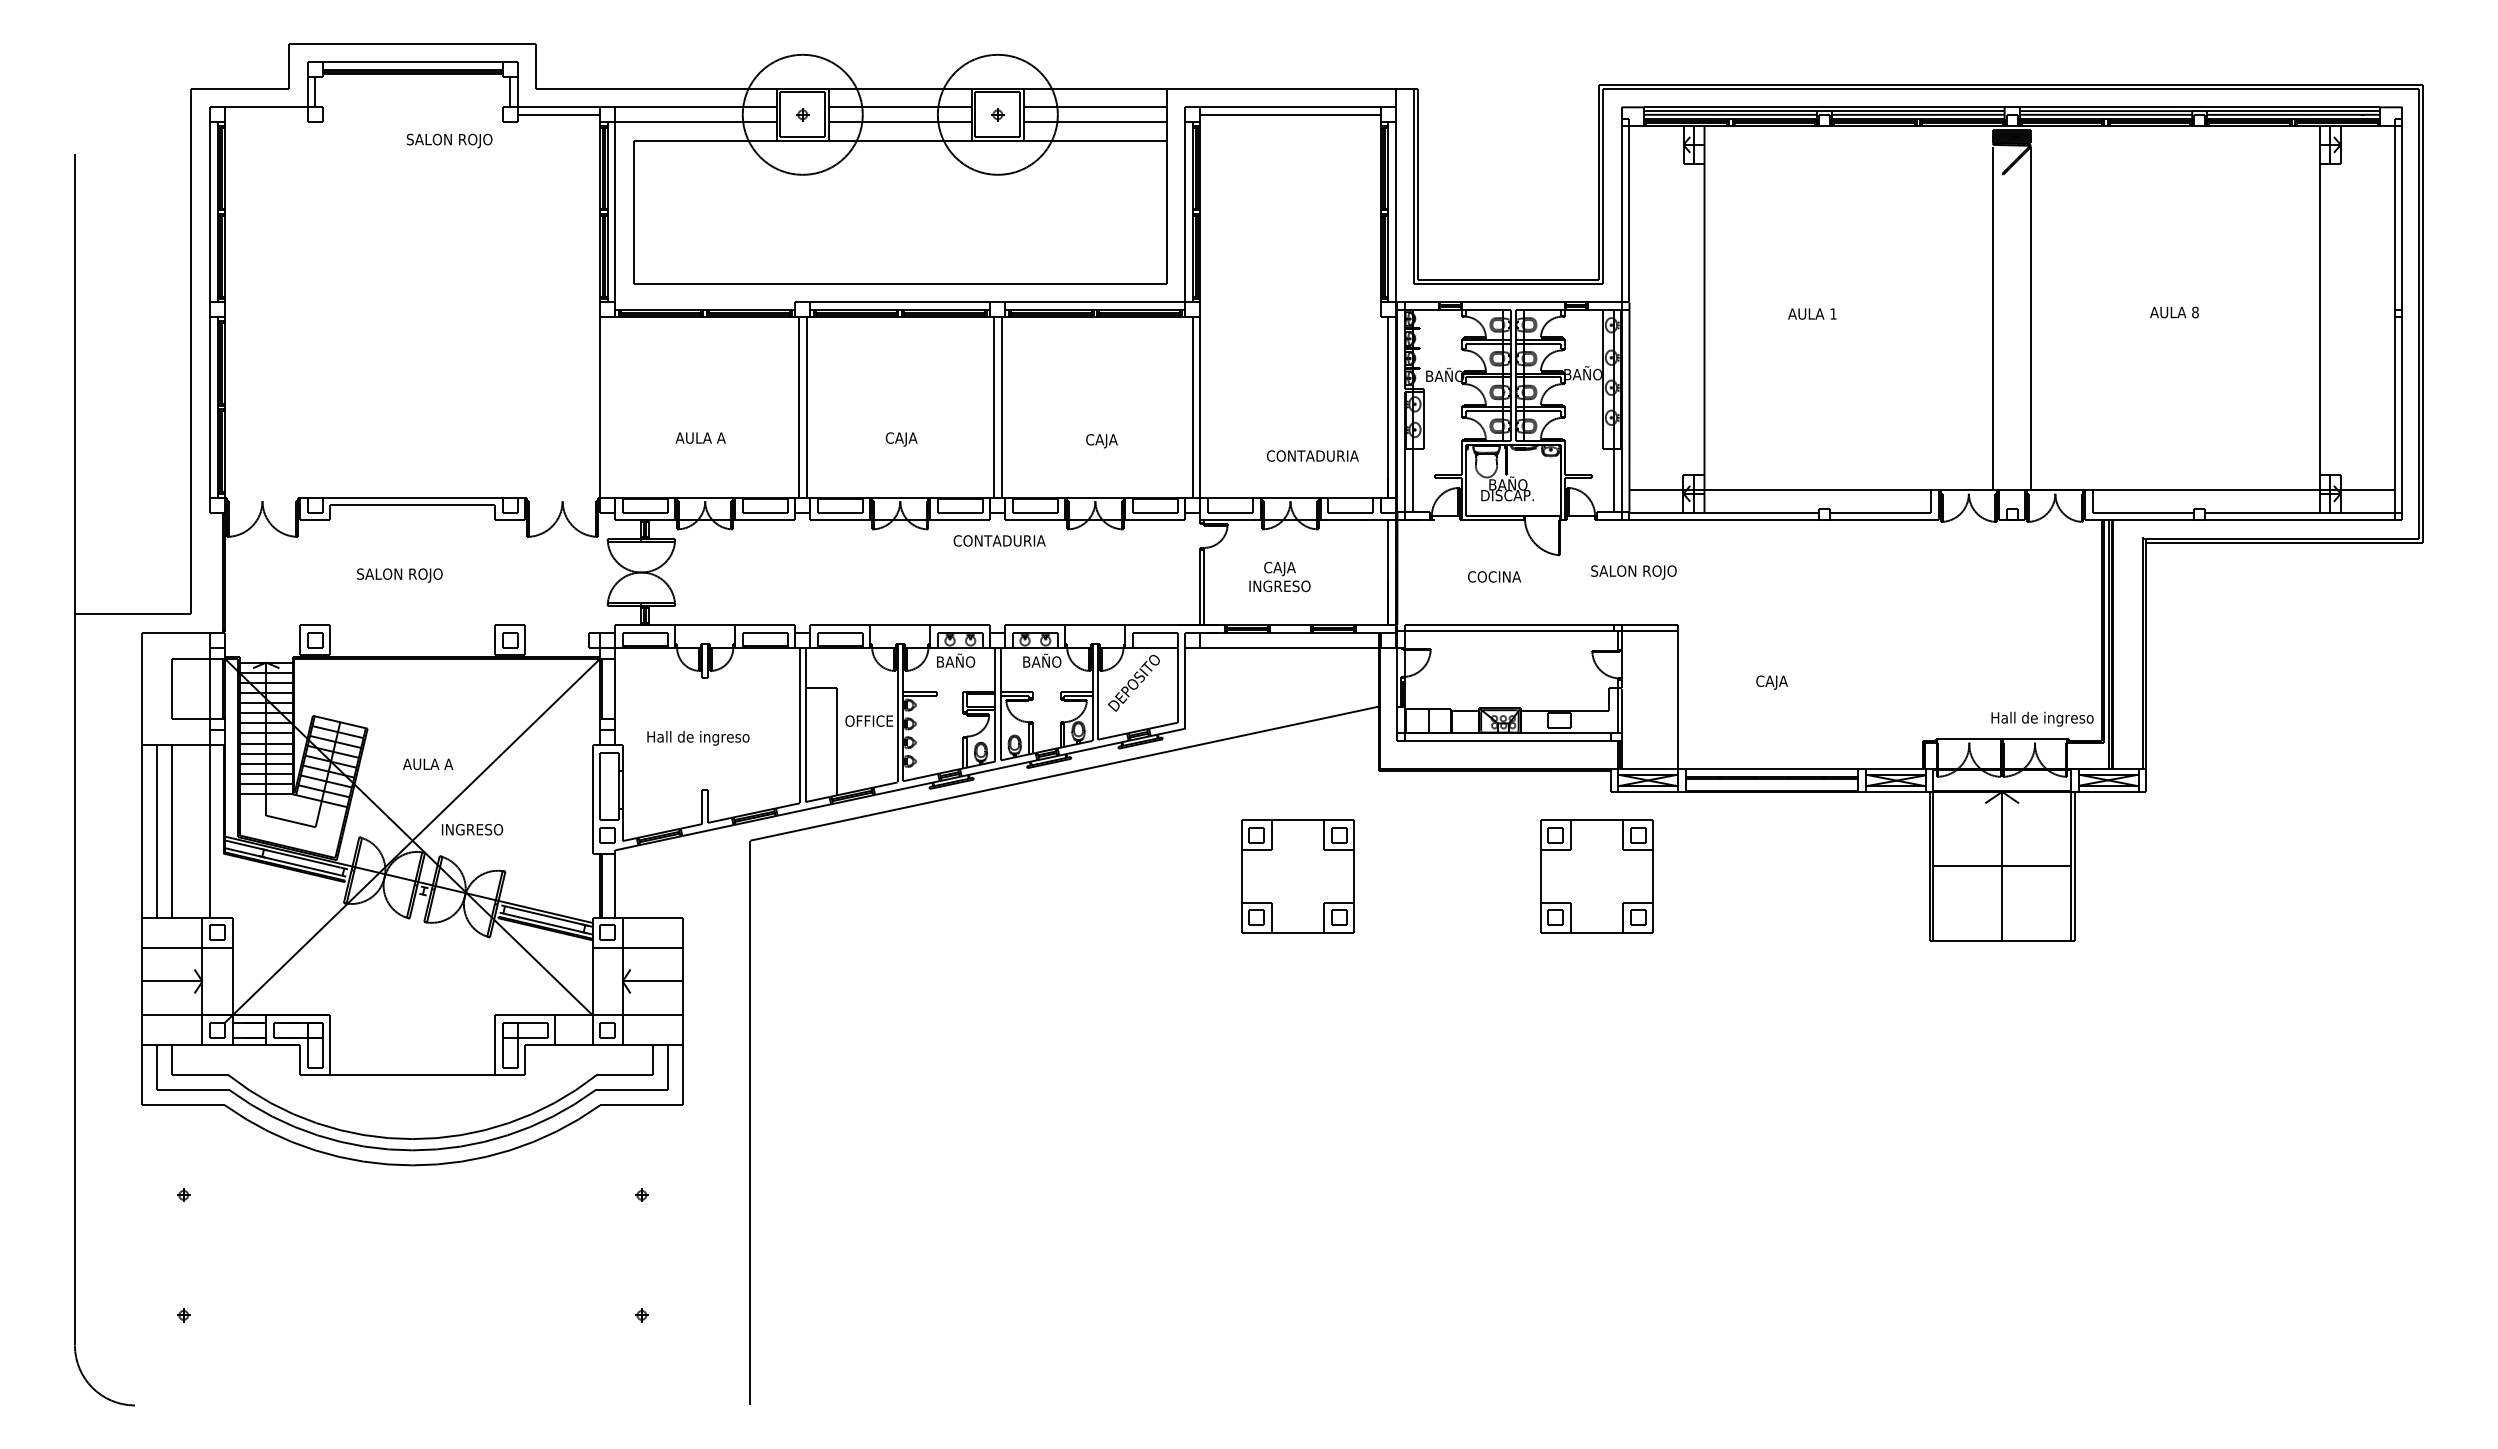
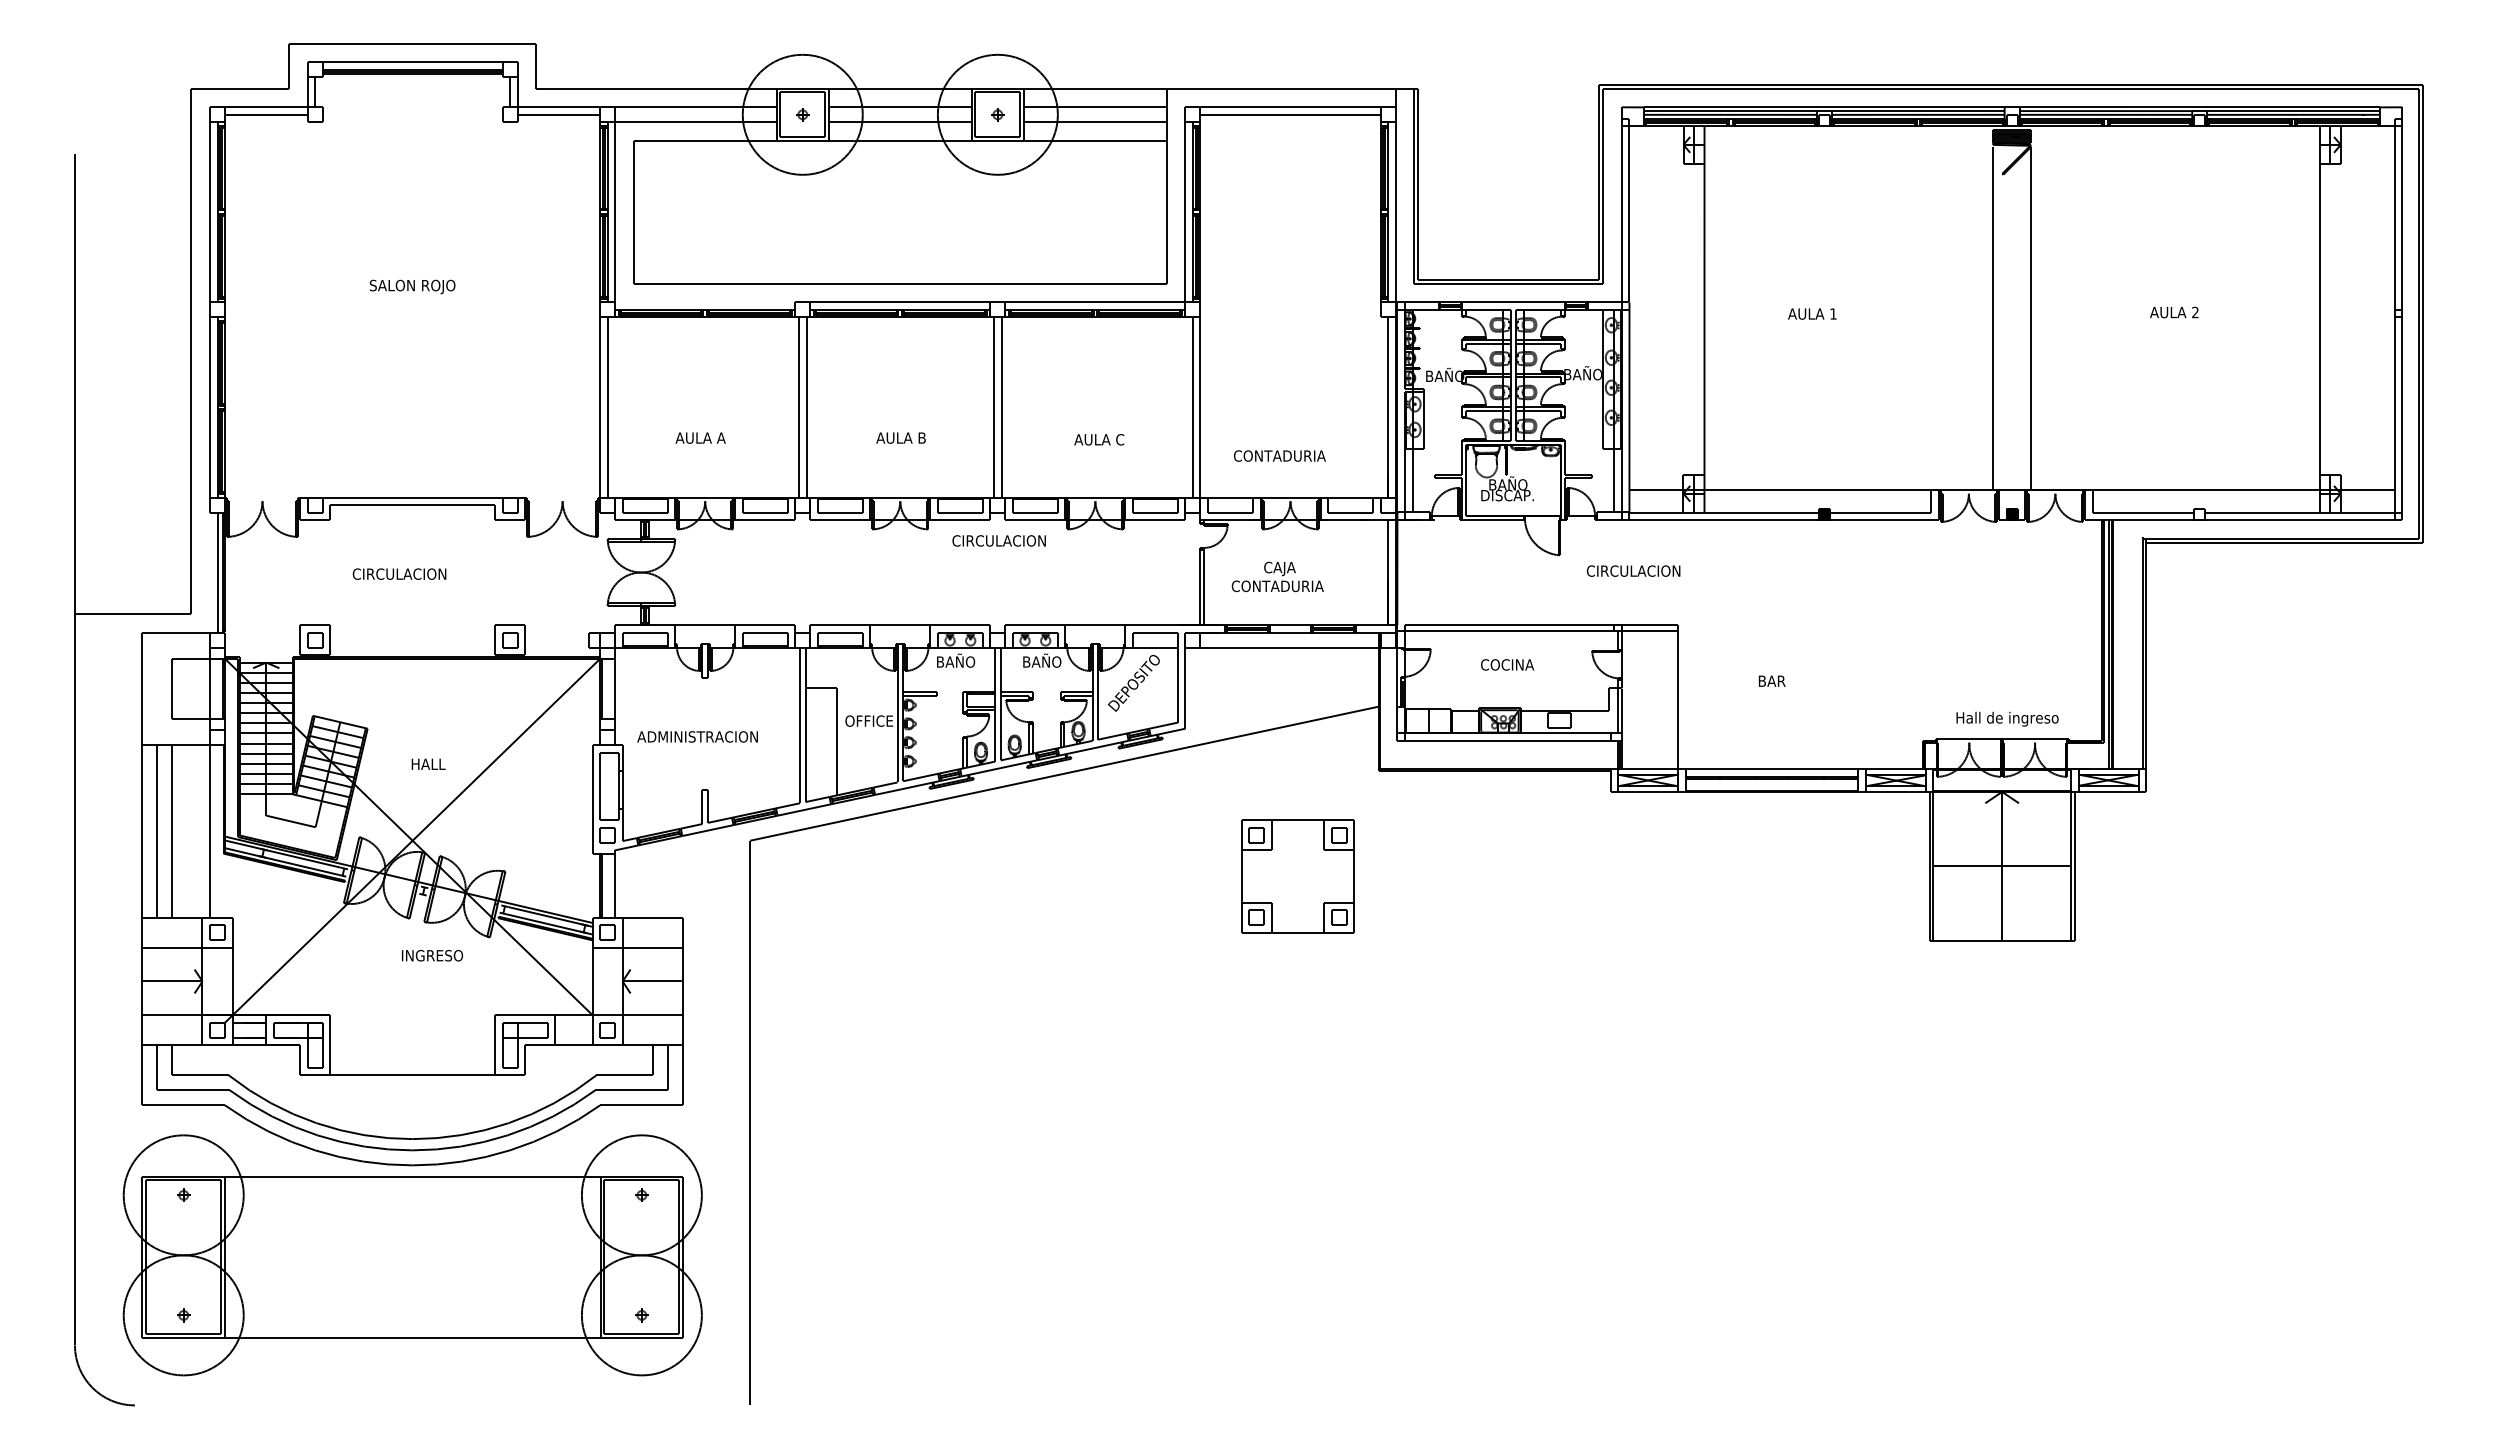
line: none -> present (266, 114)
text position: (449, 140) -> (412, 286) (412, 286)
text: 8 -> 2 (2195, 312)
line: none -> present (607, 407)
text: CAJA -> AULA B (900, 439)
text: CAJA -> AULA C (1099, 441)
text position: (1312, 455) -> (1279, 455) (1279, 455)
hatch: none -> present (1824, 514)
hatch: none -> present (2011, 514)
text: CONTADURIA -> CIRCULACION (998, 540)
line: none -> present (217, 572)
text: SALON ROJO -> CIRCULACION (1633, 572)
text: SALON ROJO -> CIRCULACION (399, 575)
text position: (1494, 576) -> (1507, 664) (1507, 664)
text: INGRESO -> CONTADURIA (1277, 586)
text: CAJA -> BAR (1771, 682)
text position: (2042, 718) -> (2007, 718) (2007, 718)
text: Hall de ingreso -> ADMINISTRACION (697, 737)
text: AULA A -> HALL (428, 764)
text position: (472, 829) -> (432, 955) (432, 955)
part: present -> none (1596, 876)
part: none -> present (412, 1255)
